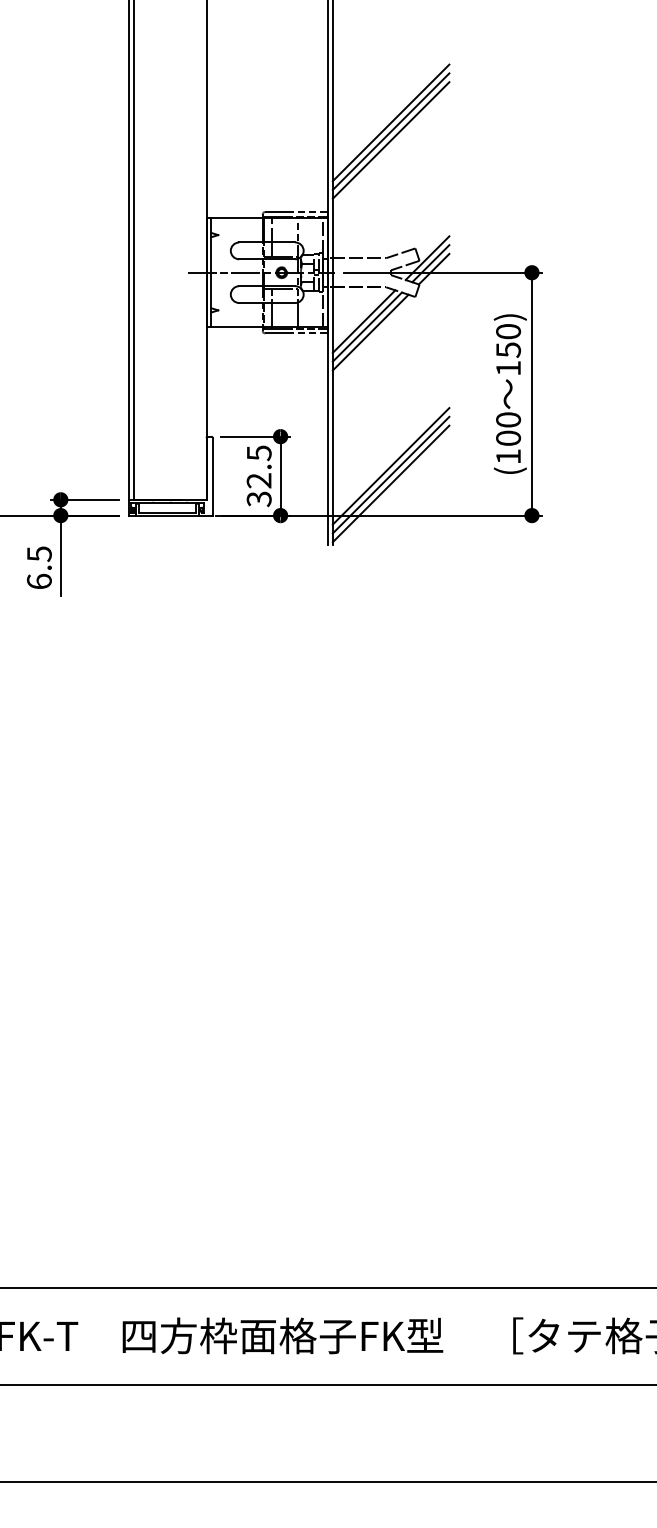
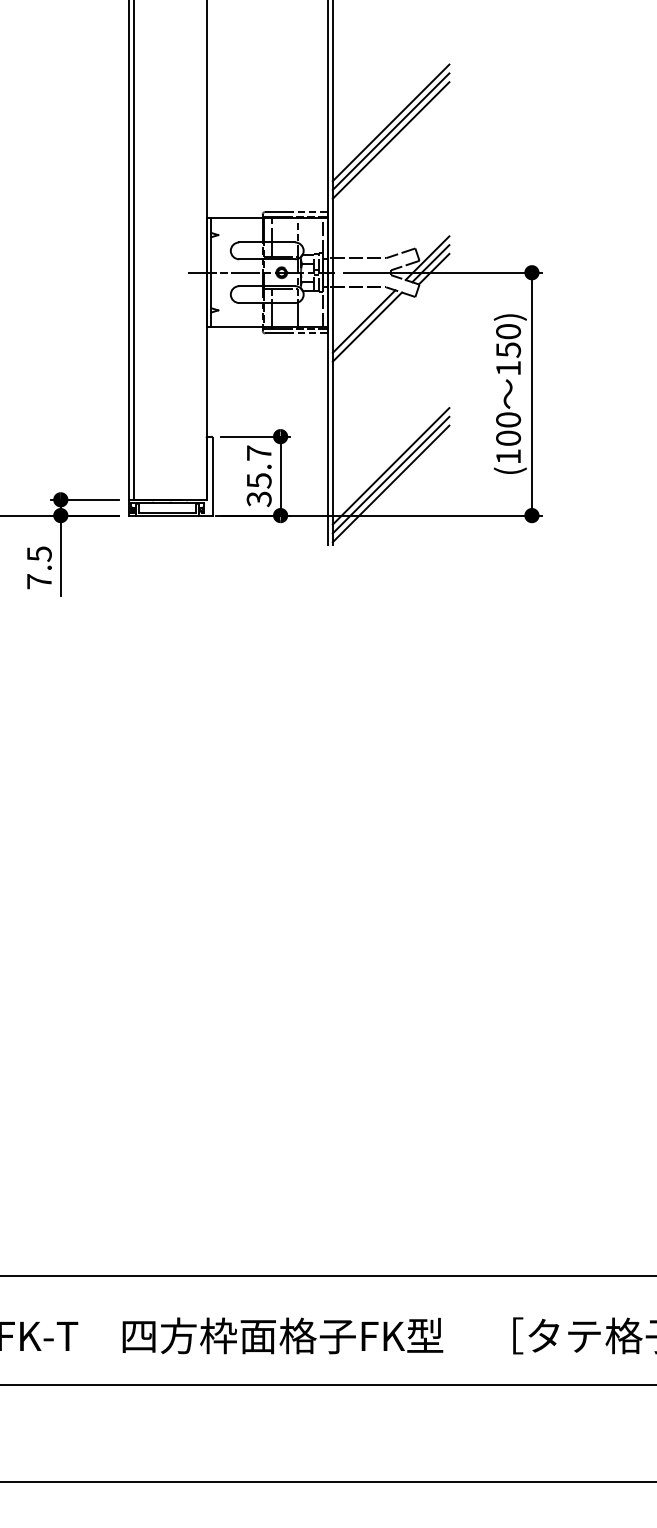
line: present -> none (370, 332)
text: 32.5 -> 35.7 (258, 466)
text: 6.5 -> 7.5 (39, 581)
line position: (327, 1287) -> (327, 1275) (327, 1275)
